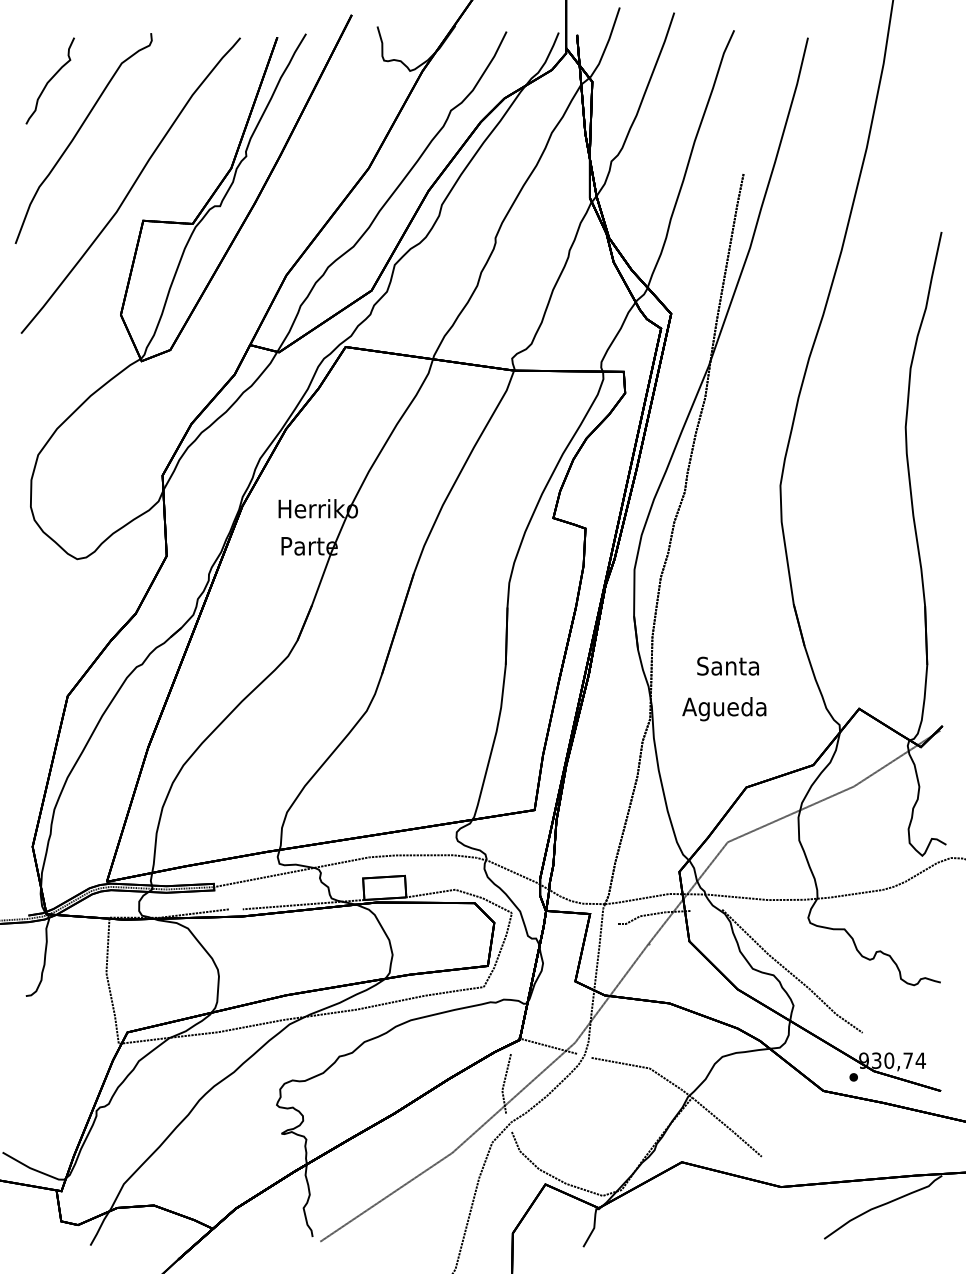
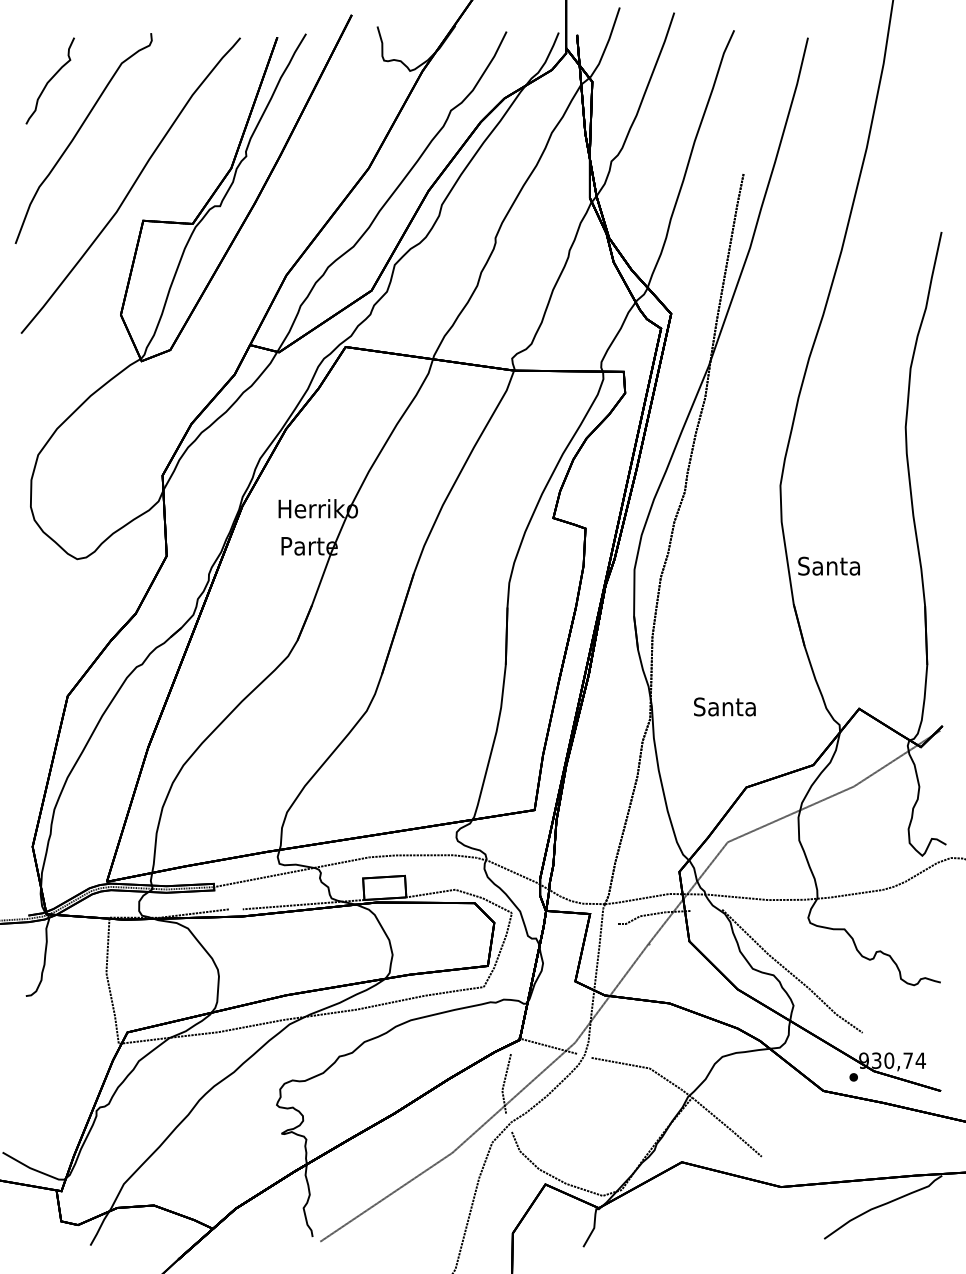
text position: (727, 665) -> (828, 565) (828, 565)
text: Agueda -> Santa (724, 709)
